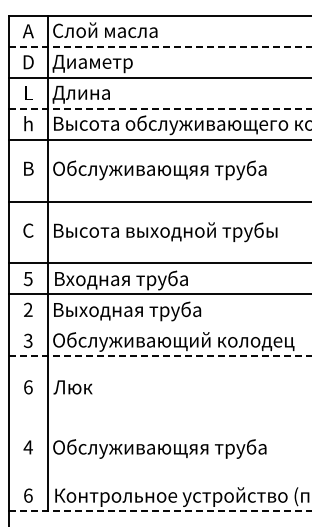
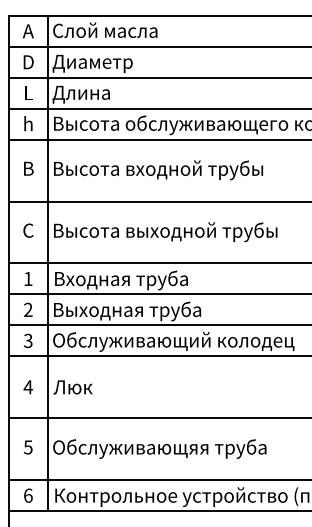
line: dashed -> solid (160, 46)
line: dashed -> solid (160, 108)
text: Обслуживающяя труба -> Высота входной трубы (159, 170)
text: 5 -> 1 (27, 279)
line: none -> present (158, 325)
line: dashed -> solid (160, 356)
text: 6 -> 4 (27, 387)
line: none -> present (158, 418)
text: 4 -> 5 (27, 447)
line: none -> present (158, 480)
line: dashed -> solid (160, 511)
